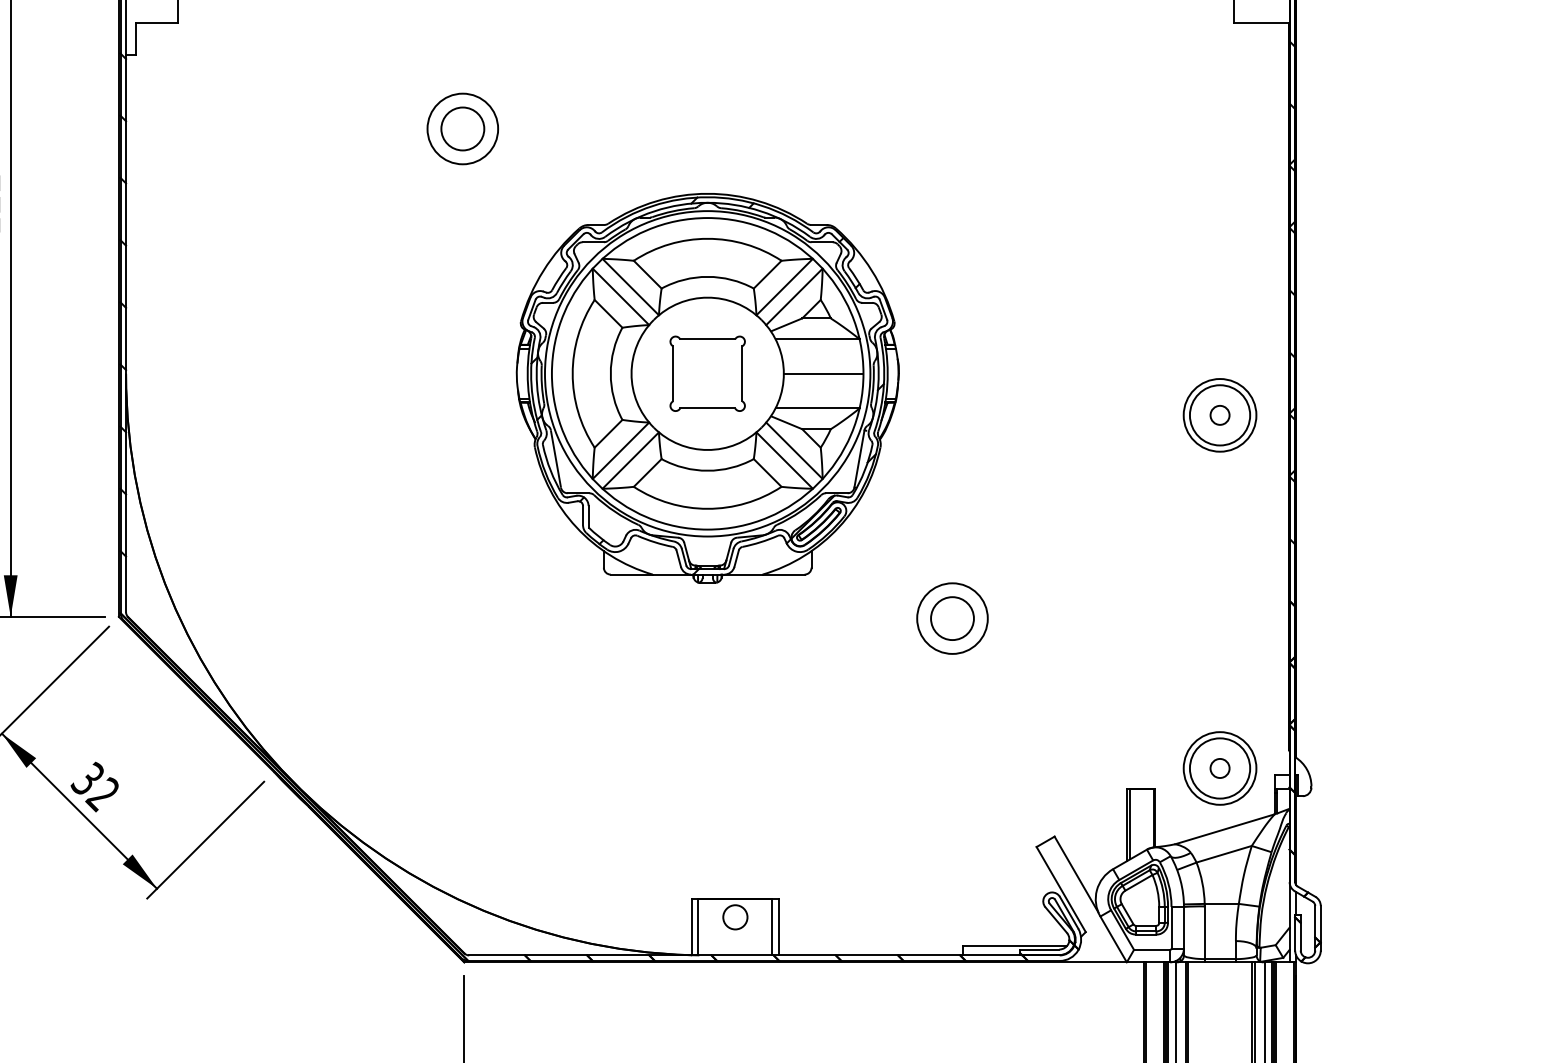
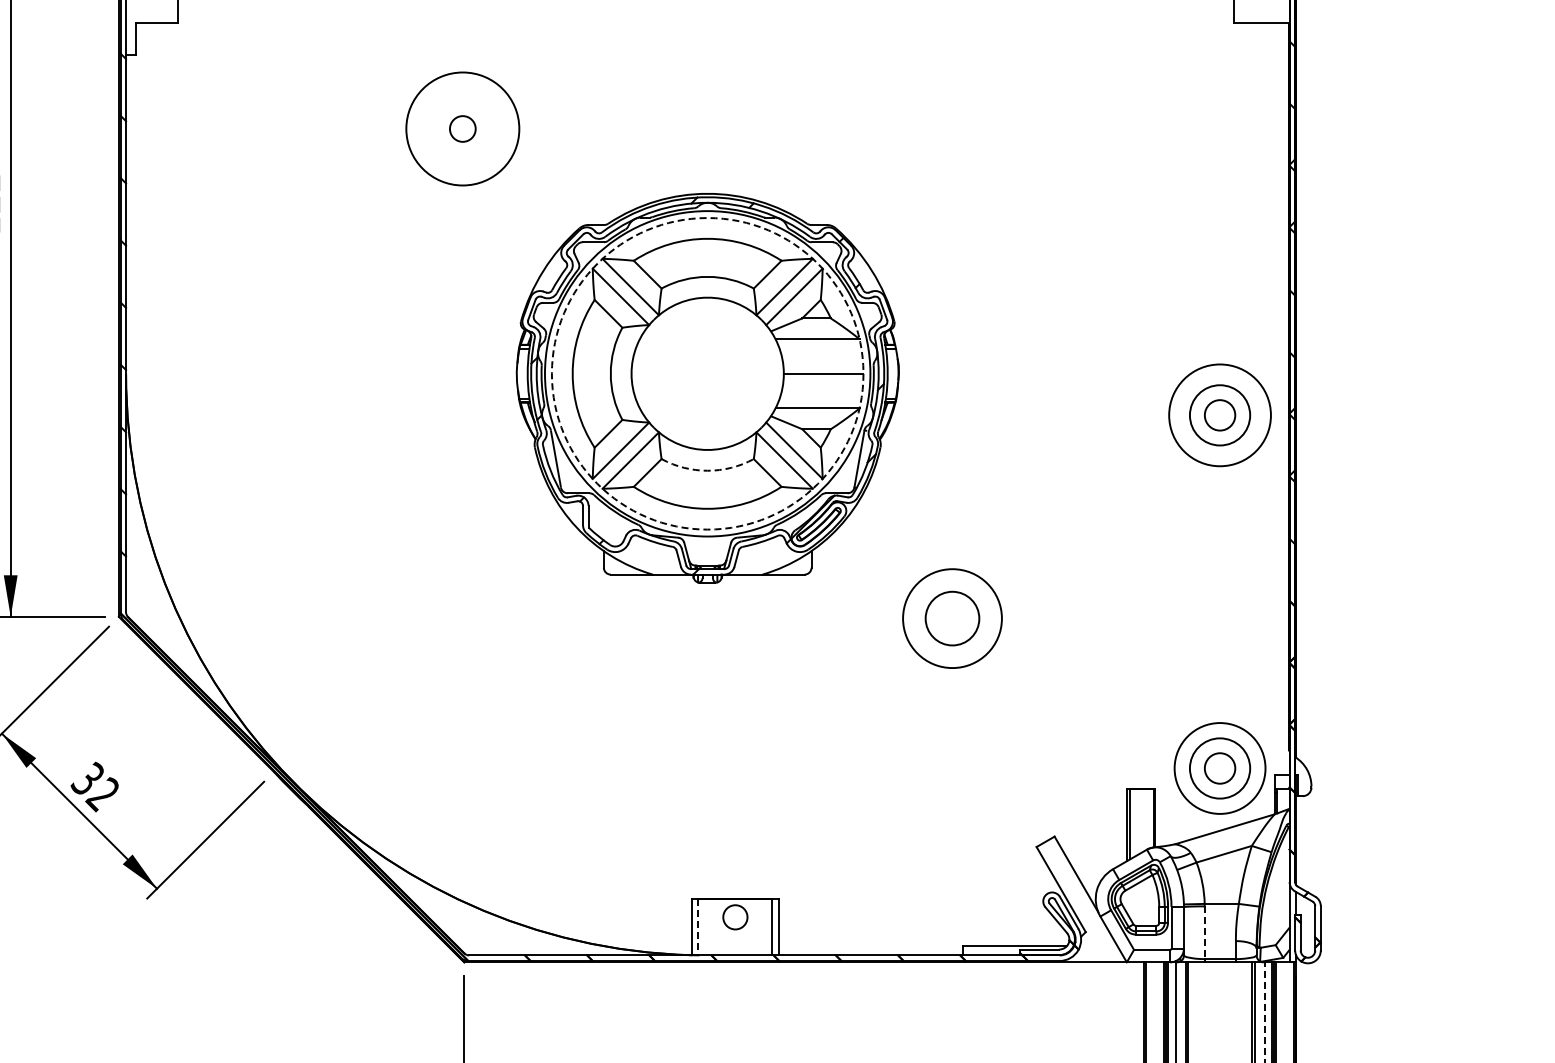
circle diameter: 43 px -> 26 px (462, 128)
circle diameter: 71 px -> 113 px (462, 128)
circle: solid -> dashed (707, 373)
part: present -> none (707, 373)
circle diameter: 19 px -> 30 px (1219, 415)
circle diameter: 73 px -> 102 px (1219, 415)
arc: solid -> dashed (707, 470)
circle diameter: 43 px -> 54 px (952, 618)
circle diameter: 71 px -> 99 px (952, 618)
circle diameter: 19 px -> 30 px (1219, 768)
circle diameter: 73 px -> 91 px (1219, 768)
line: solid -> dashed (698, 927)
line: solid -> dashed (1204, 933)
line: solid -> dashed (1264, 1012)
